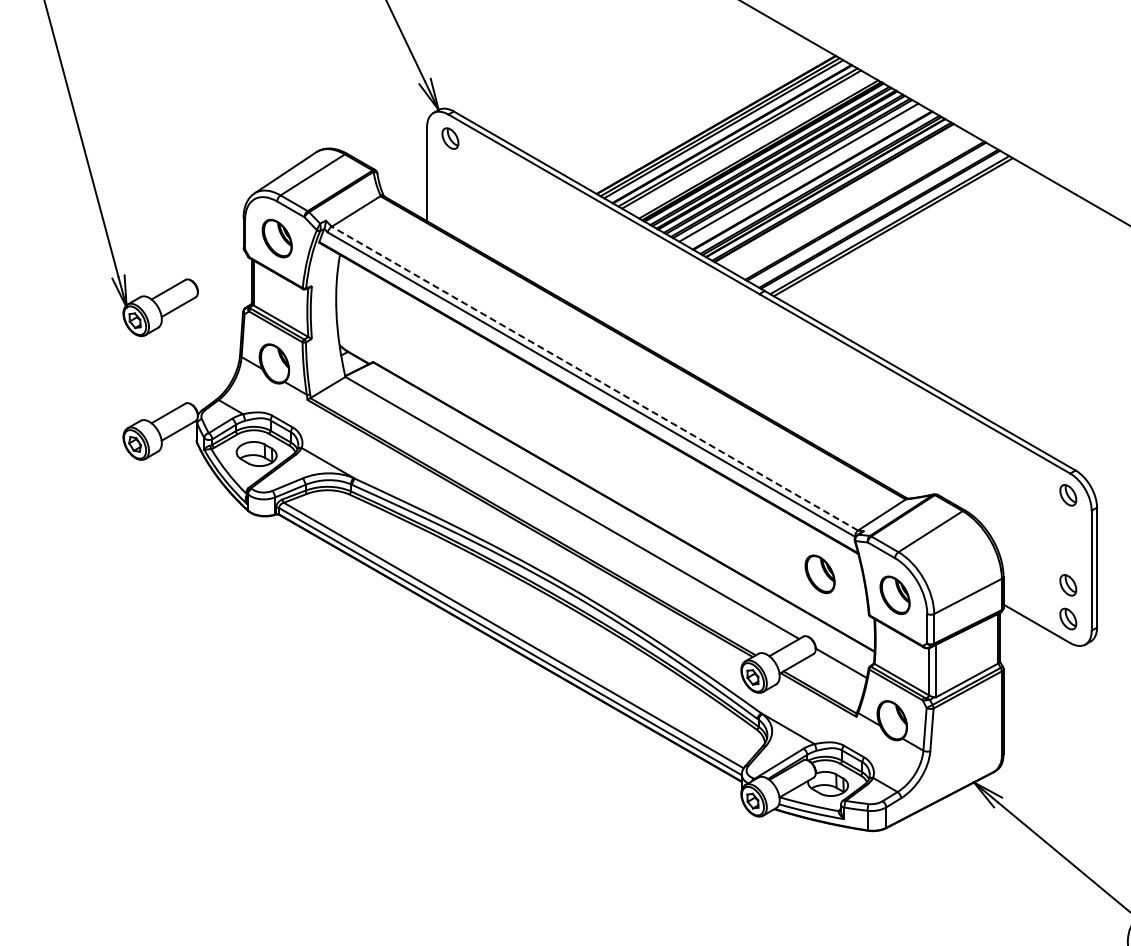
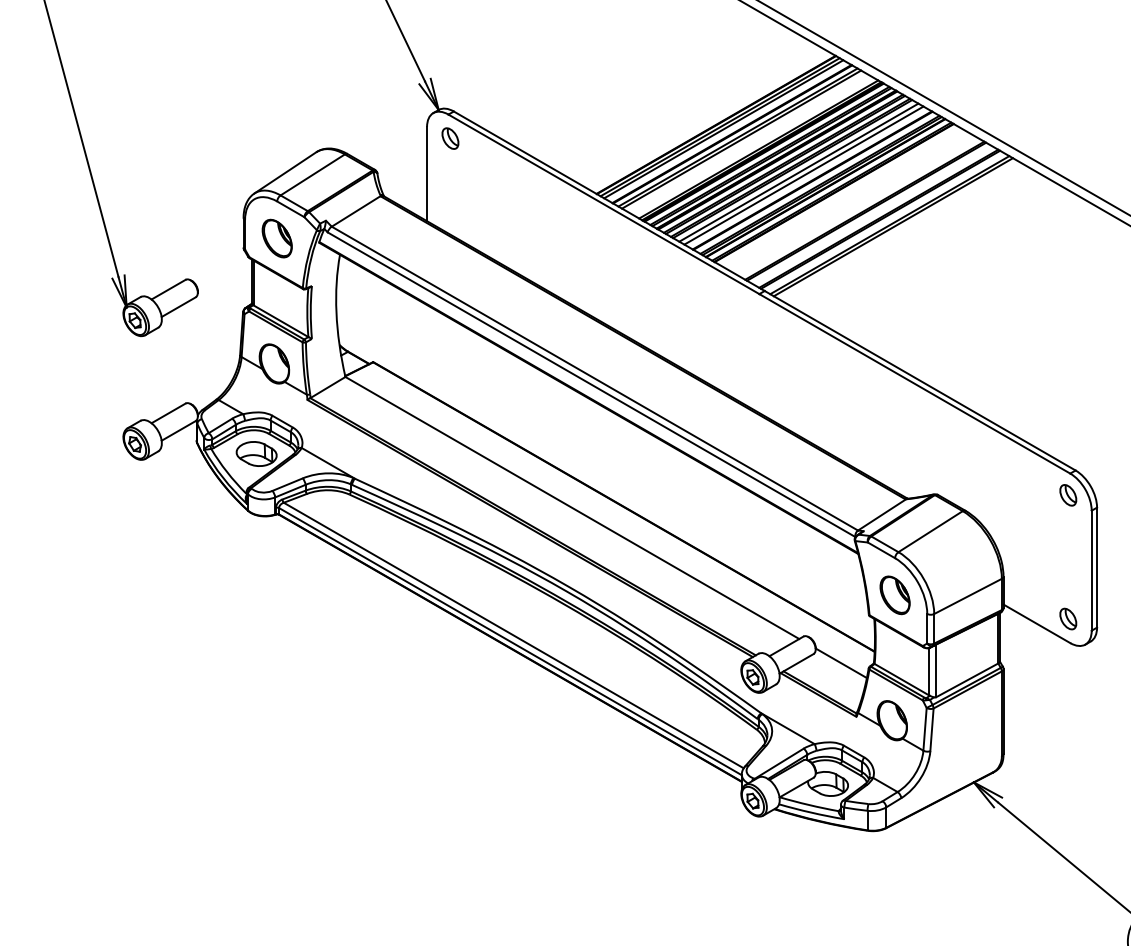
line: none -> present (943, 108)
line: none -> present (803, 175)
line: dashed -> solid (594, 378)
part: present -> none (819, 574)
part: present -> none (1068, 585)
